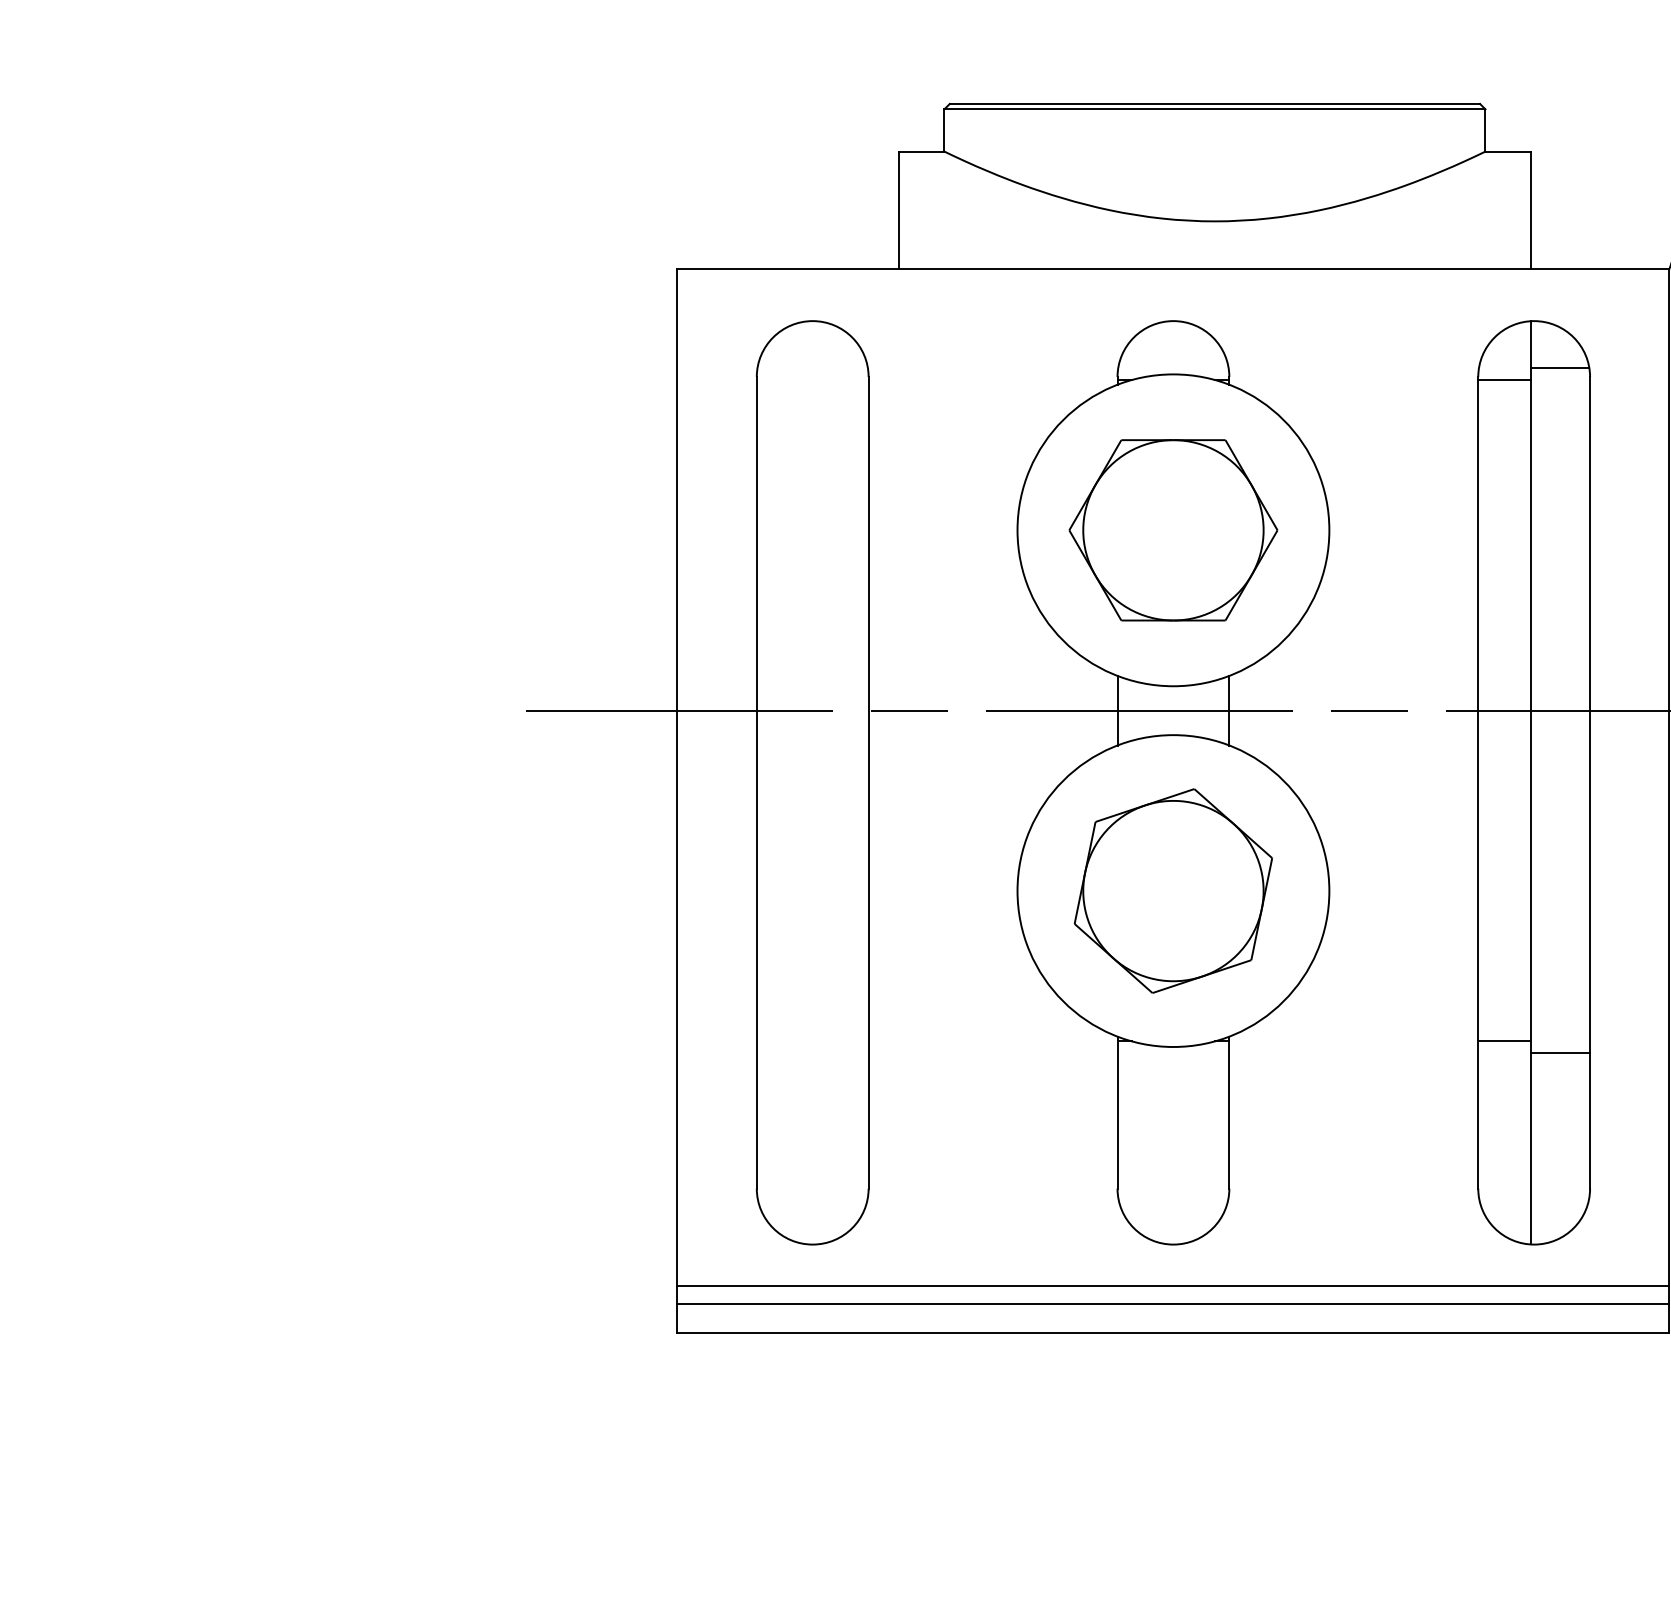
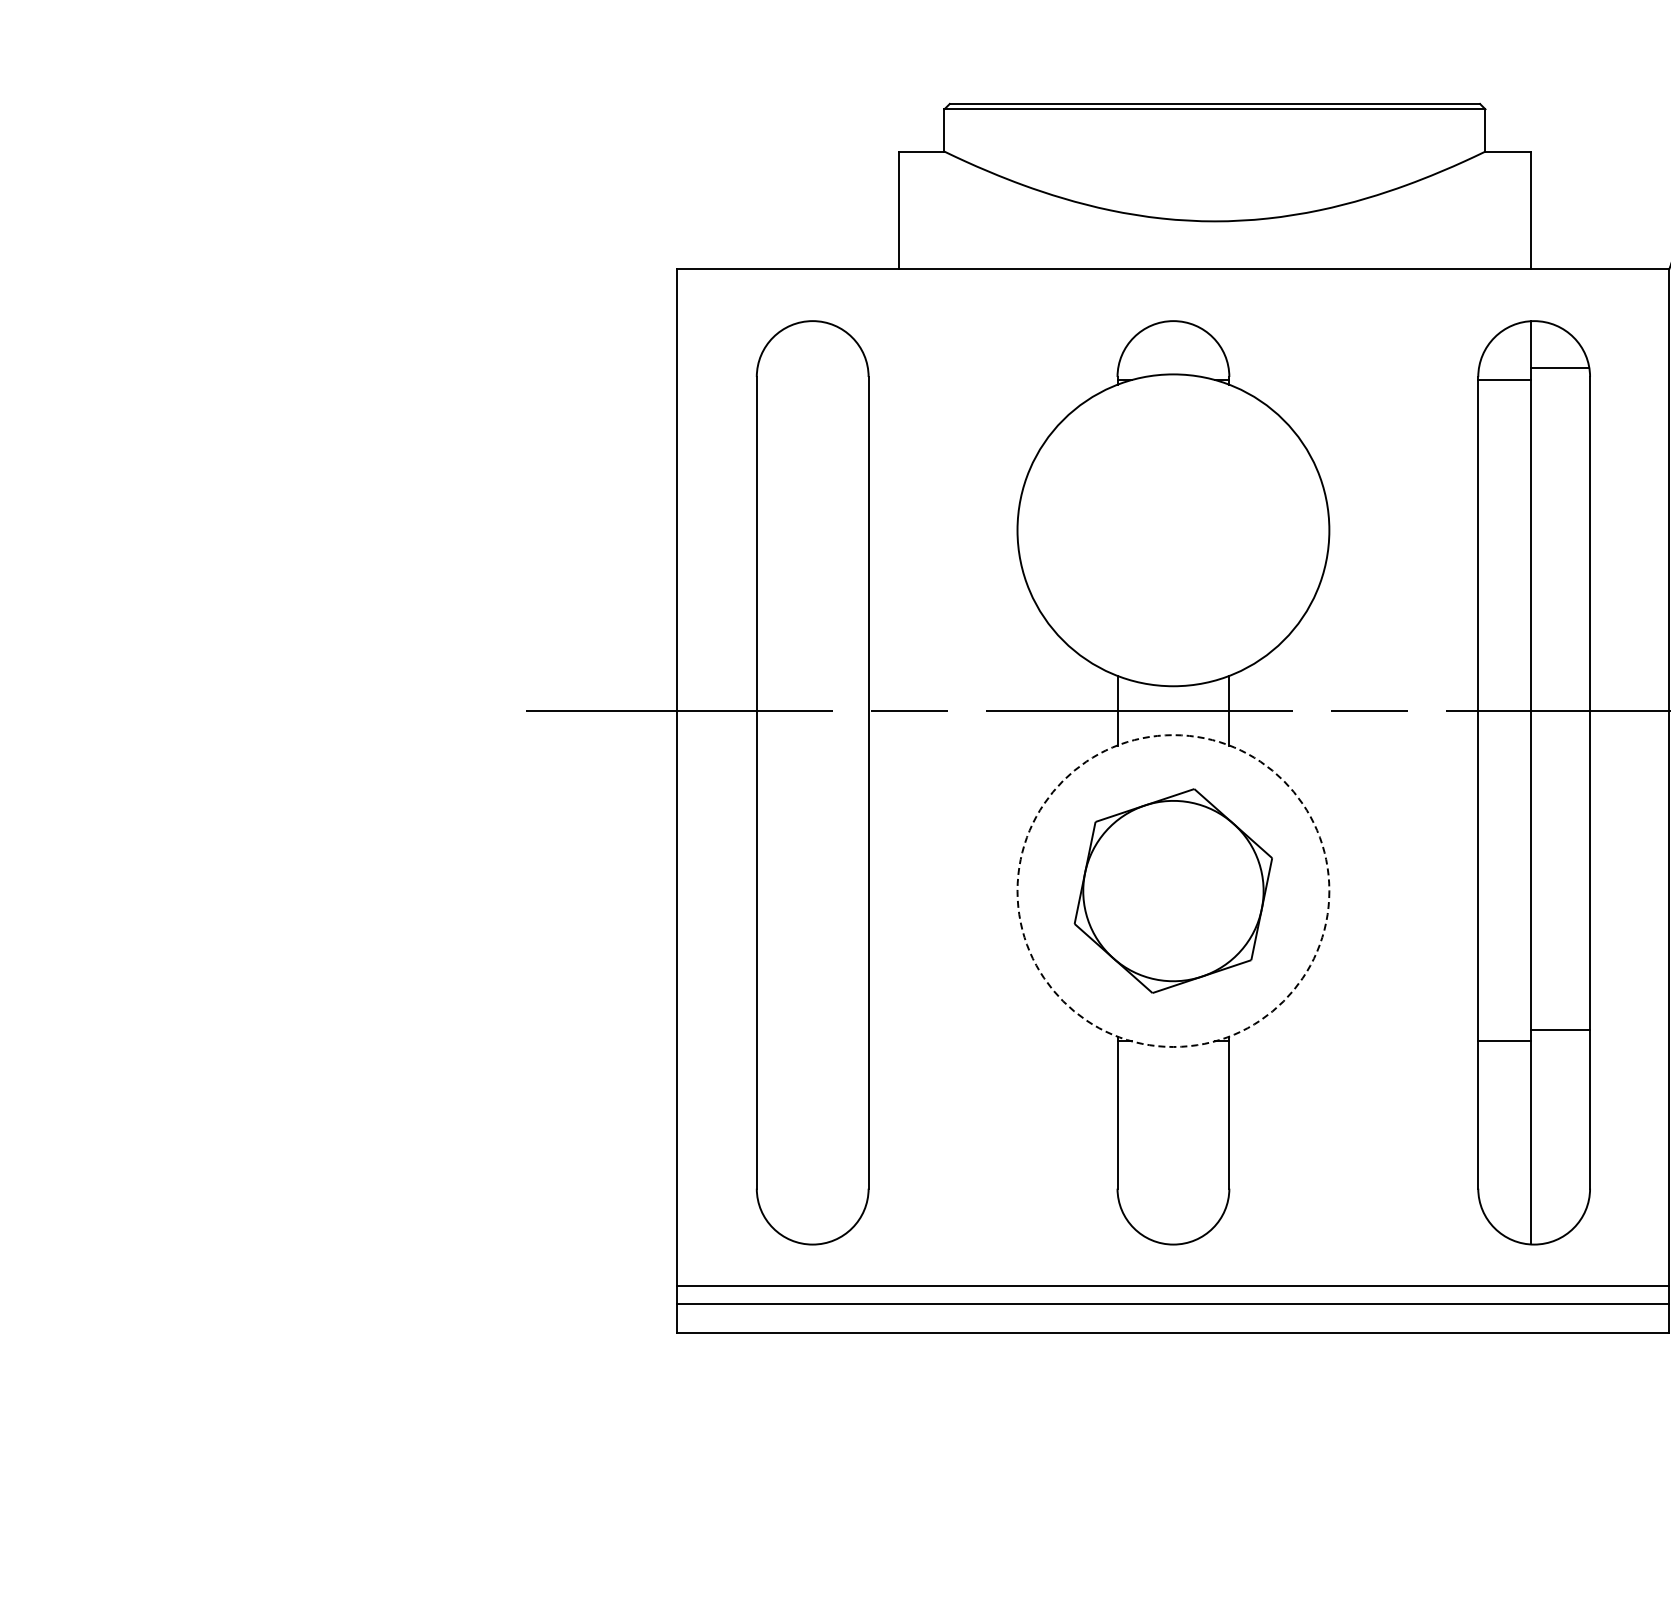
part: present -> none (1173, 530)
circle: solid -> dashed (1173, 890)
line position: (1560, 1053) -> (1560, 1030) (1560, 1030)
